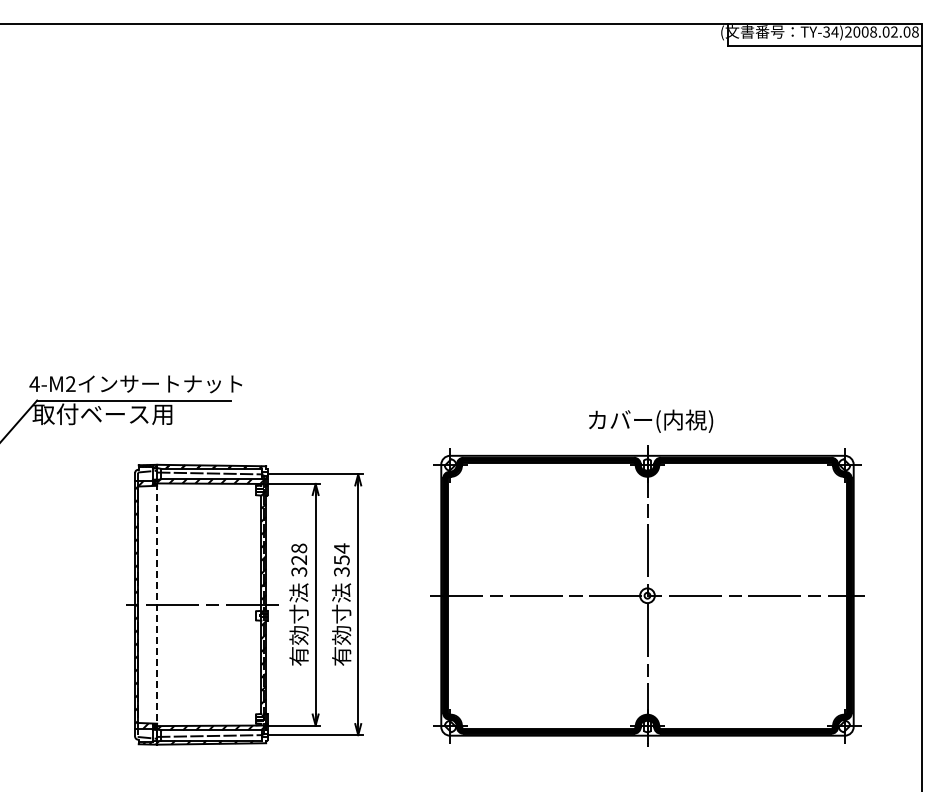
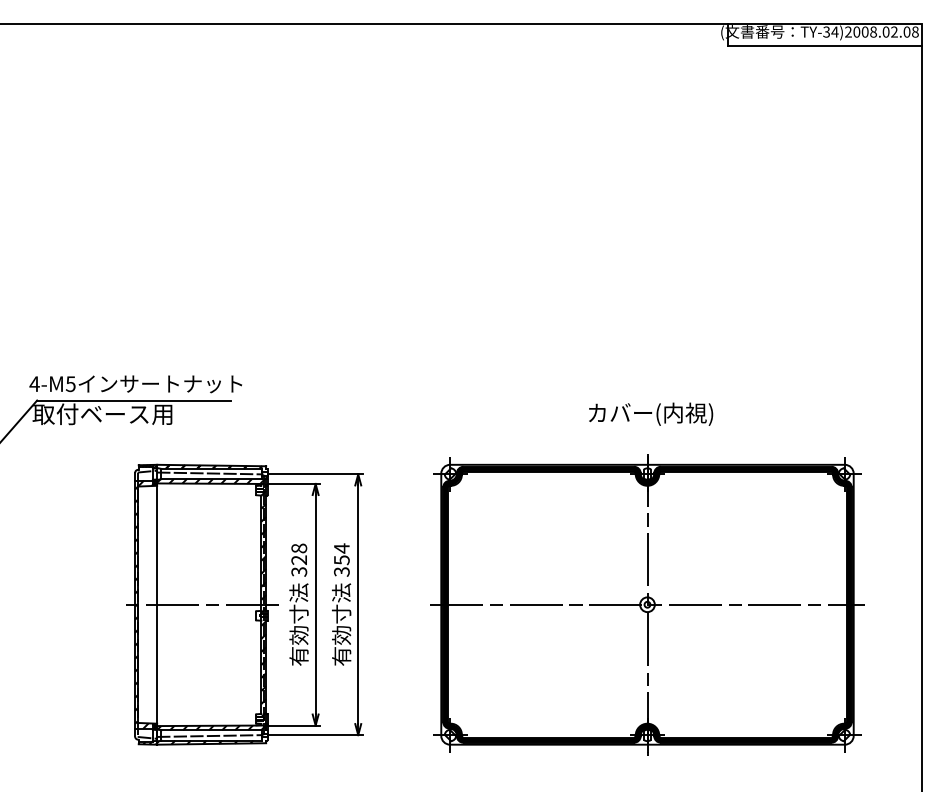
text: 4-M2 -> 4-M5 (70, 384)
text position: (651, 420) -> (651, 413) (651, 413)
part position: (647, 595) -> (647, 604) (647, 604)
line: dashed -> solid (157, 605)
